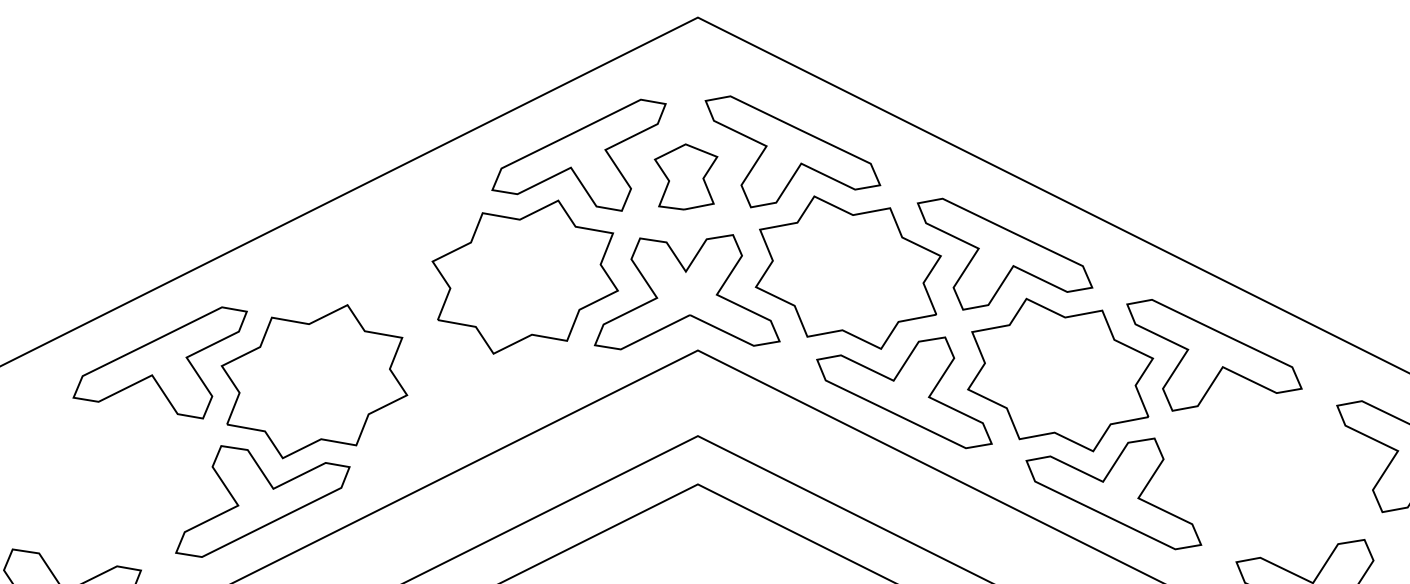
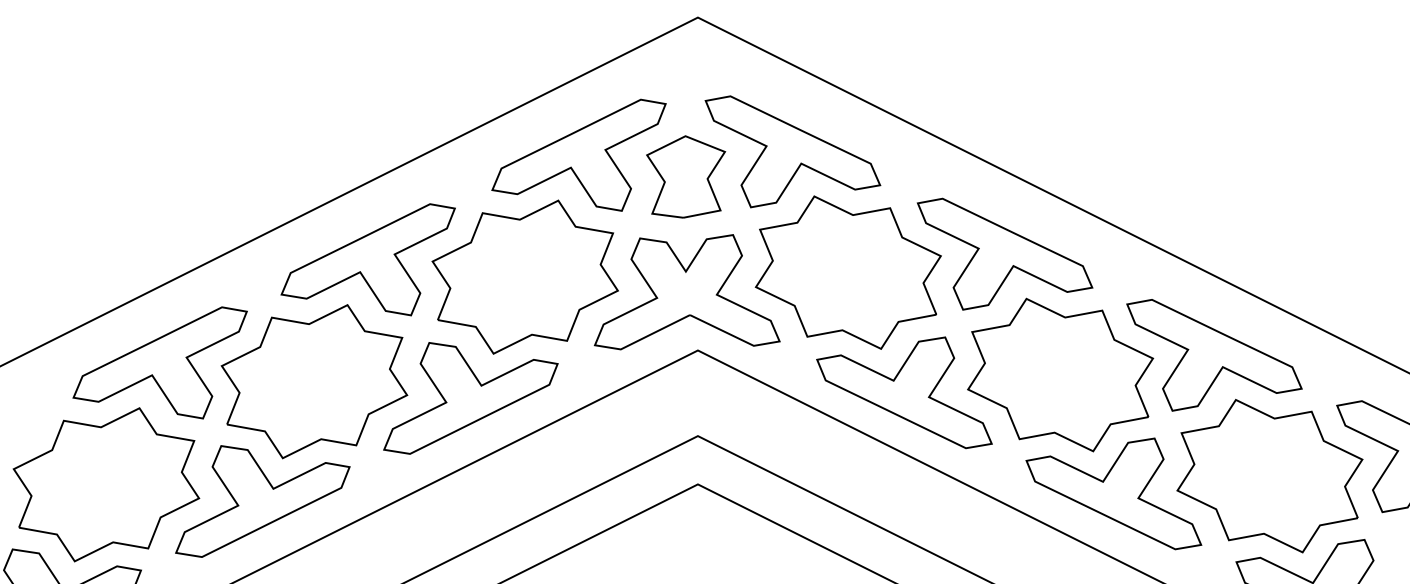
part size: 66x68 px -> 81x84 px (686, 176)
part: none -> present (367, 259)
part: none -> present (470, 398)
part: none -> present (1269, 475)
part: none -> present (106, 484)
